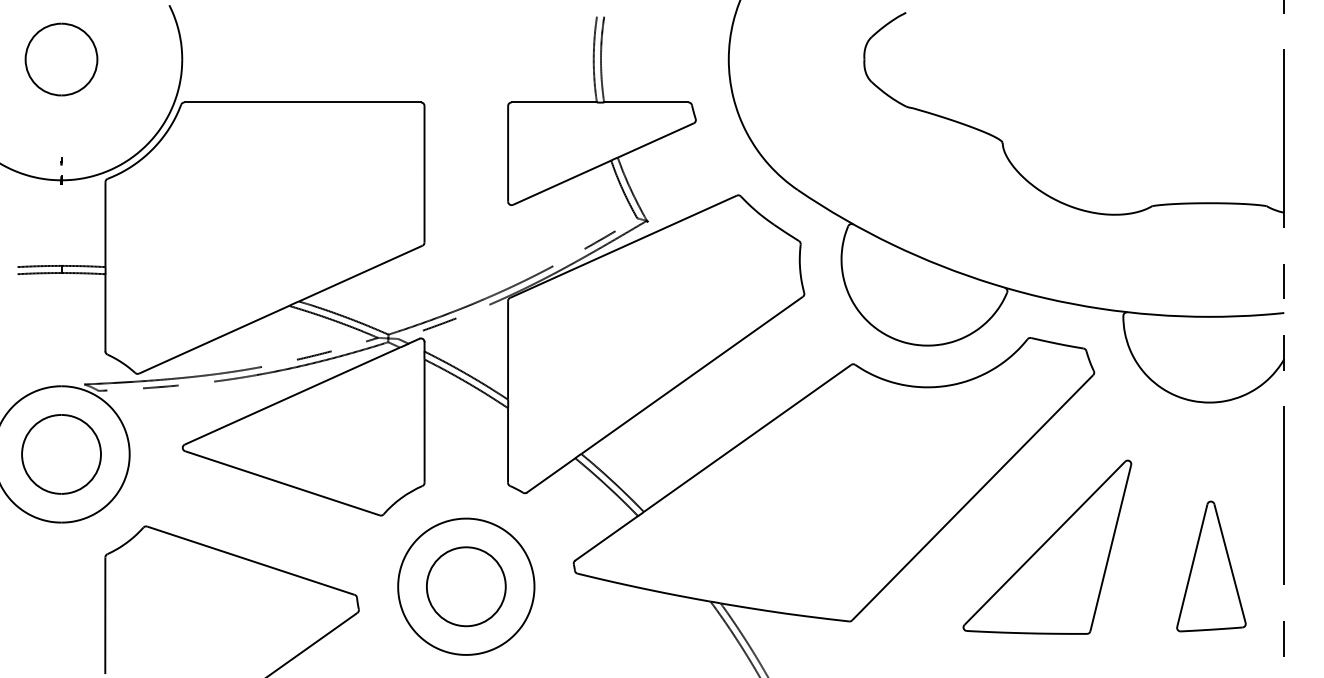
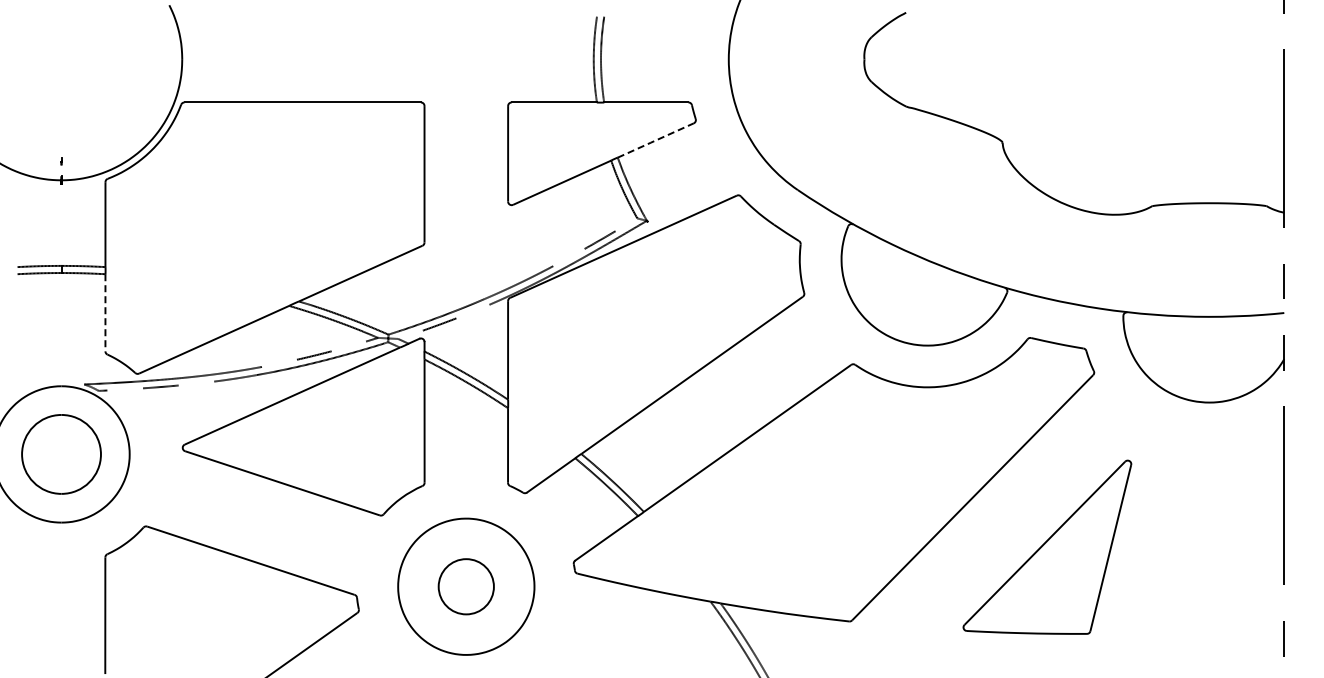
part: present -> none (61, 59)
line: solid -> dashed (655, 140)
line: solid -> dashed (105, 312)
part: present -> none (1211, 566)
circle diameter: 79 px -> 55 px (465, 586)
